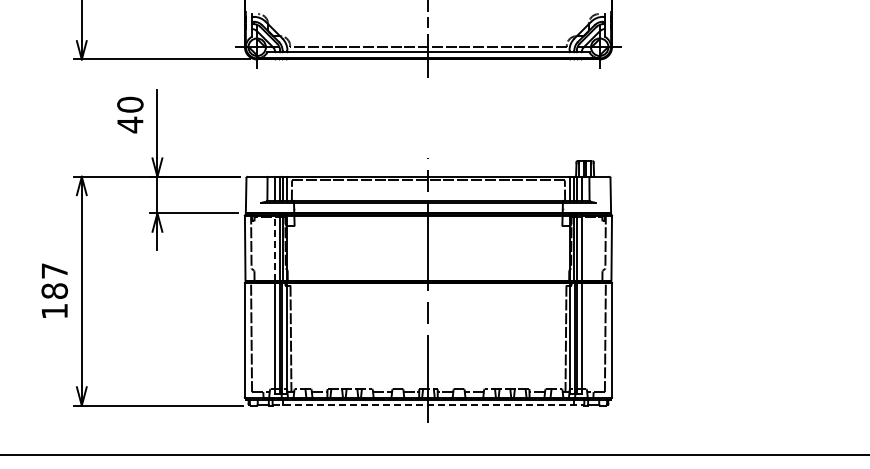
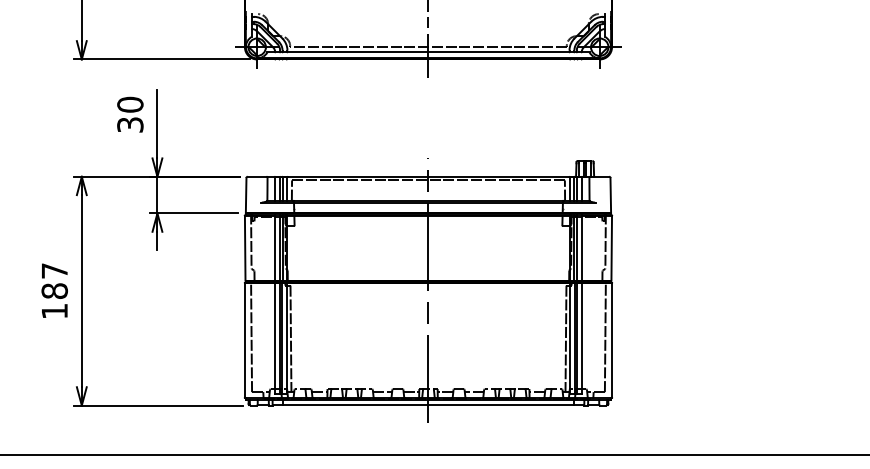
text: 40 -> 30 (130, 124)
line: dashed -> solid (275, 248)
line: dashed -> solid (428, 404)
